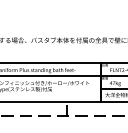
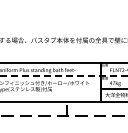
line: solid -> dashed (64, 75)
